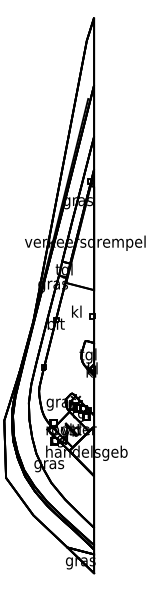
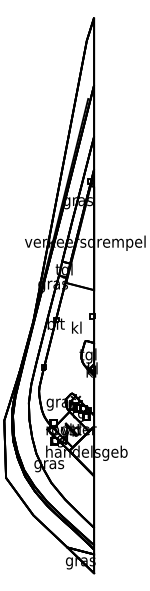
text position: (76, 311) -> (76, 327) (76, 327)
